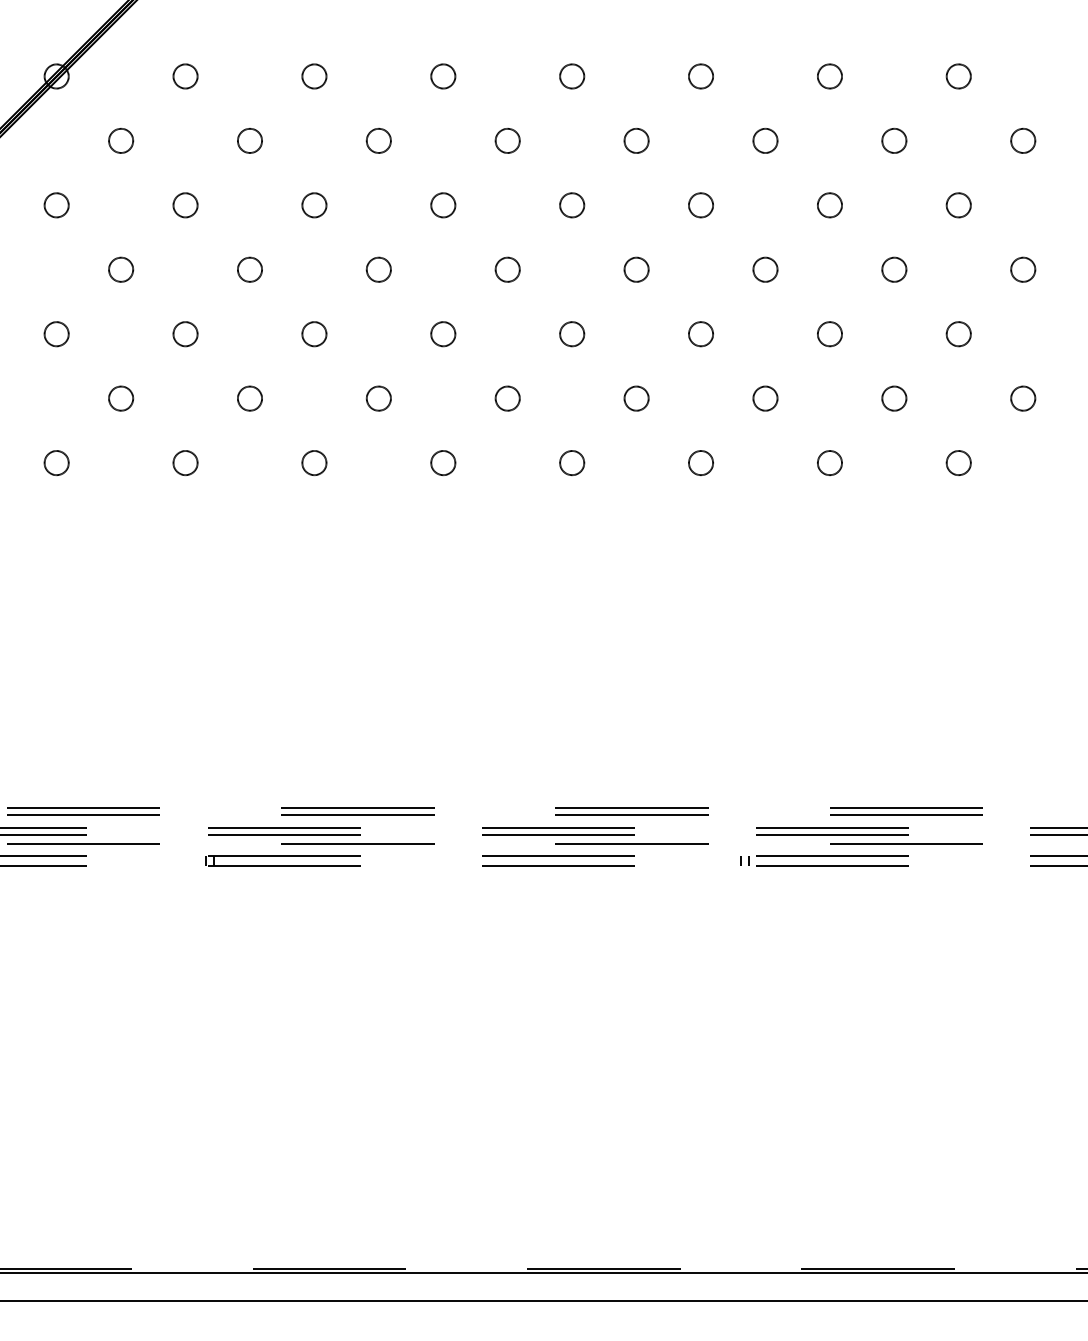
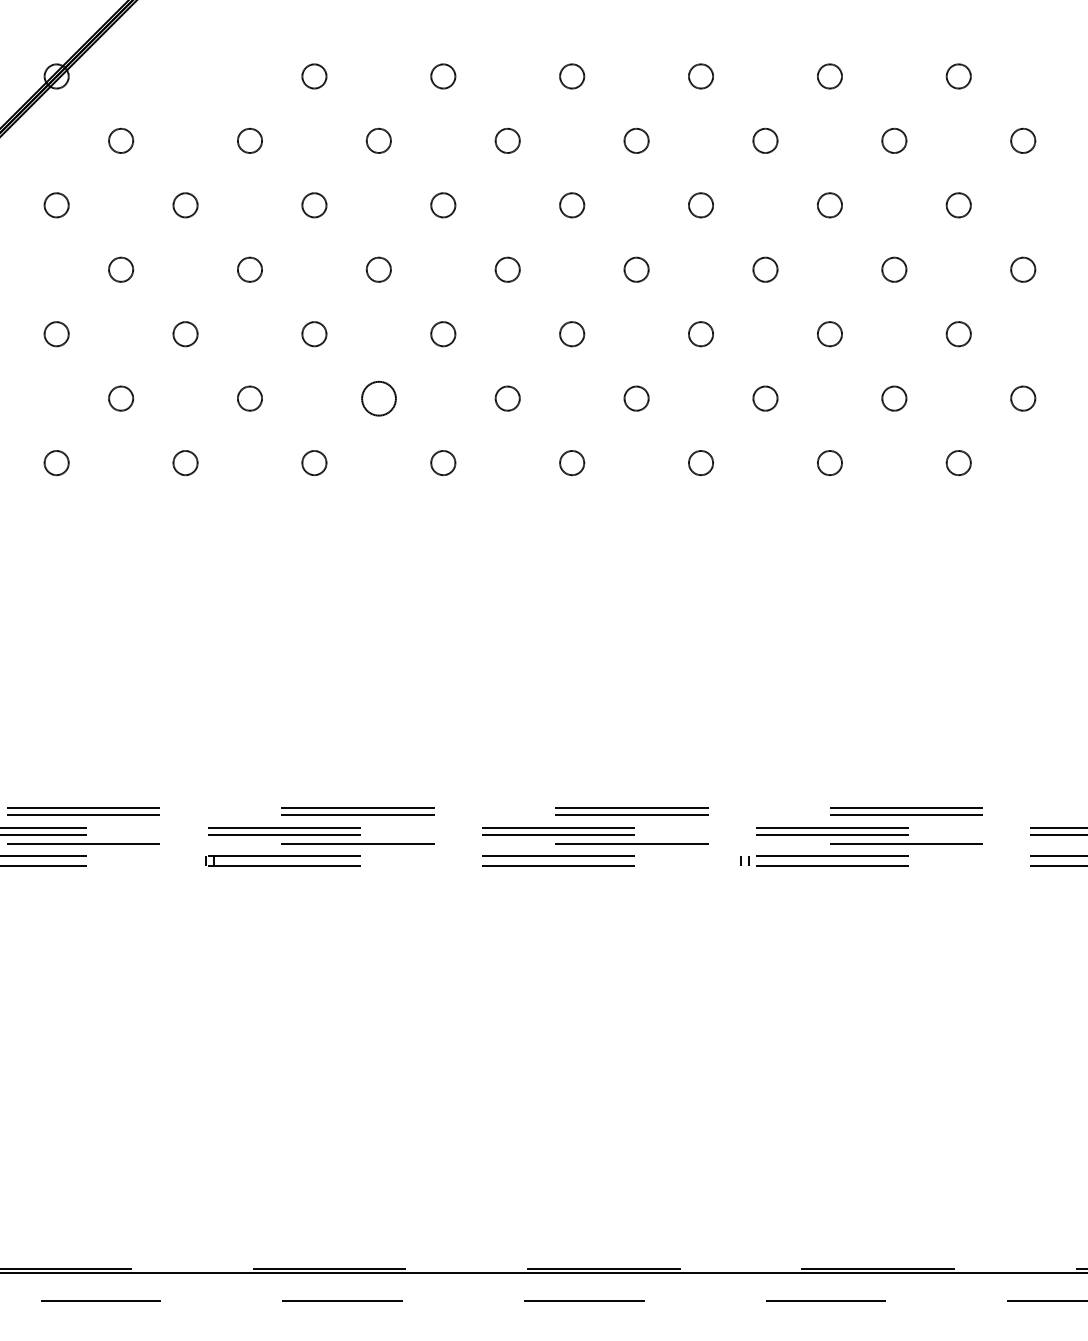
circle: present -> none (185, 76)
circle size: 27x27 px -> 36x37 px (378, 398)
line: solid -> dashed (544, 1300)
